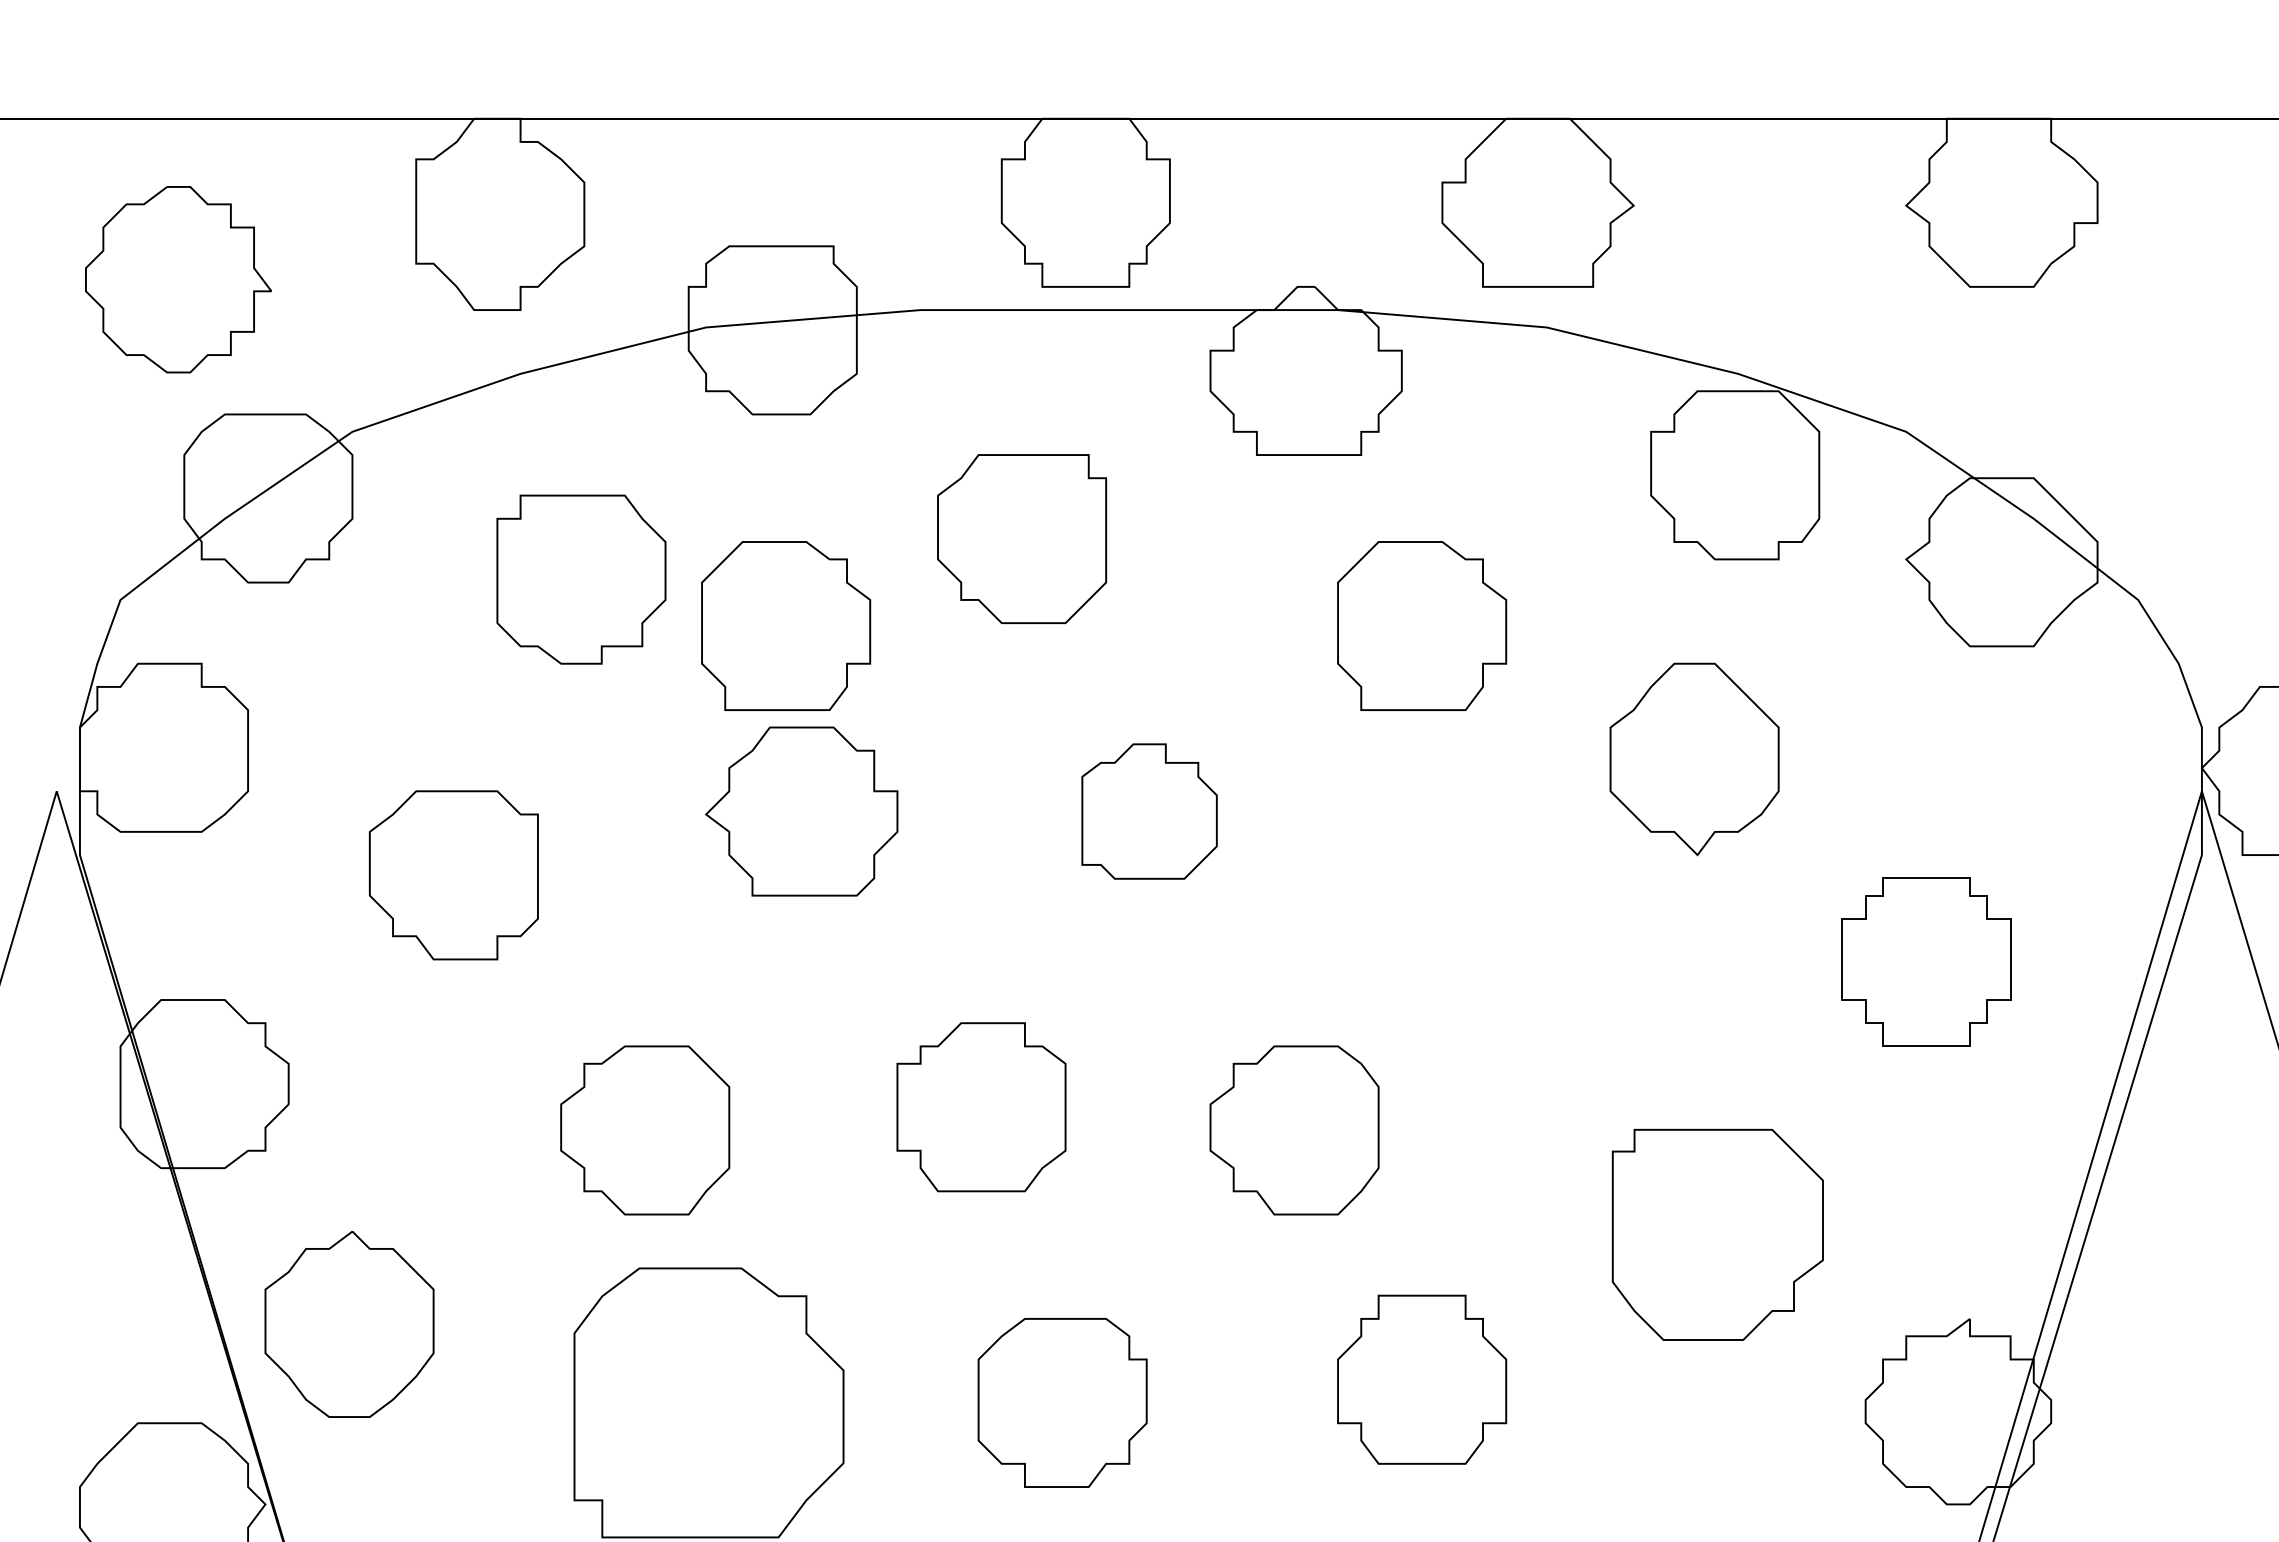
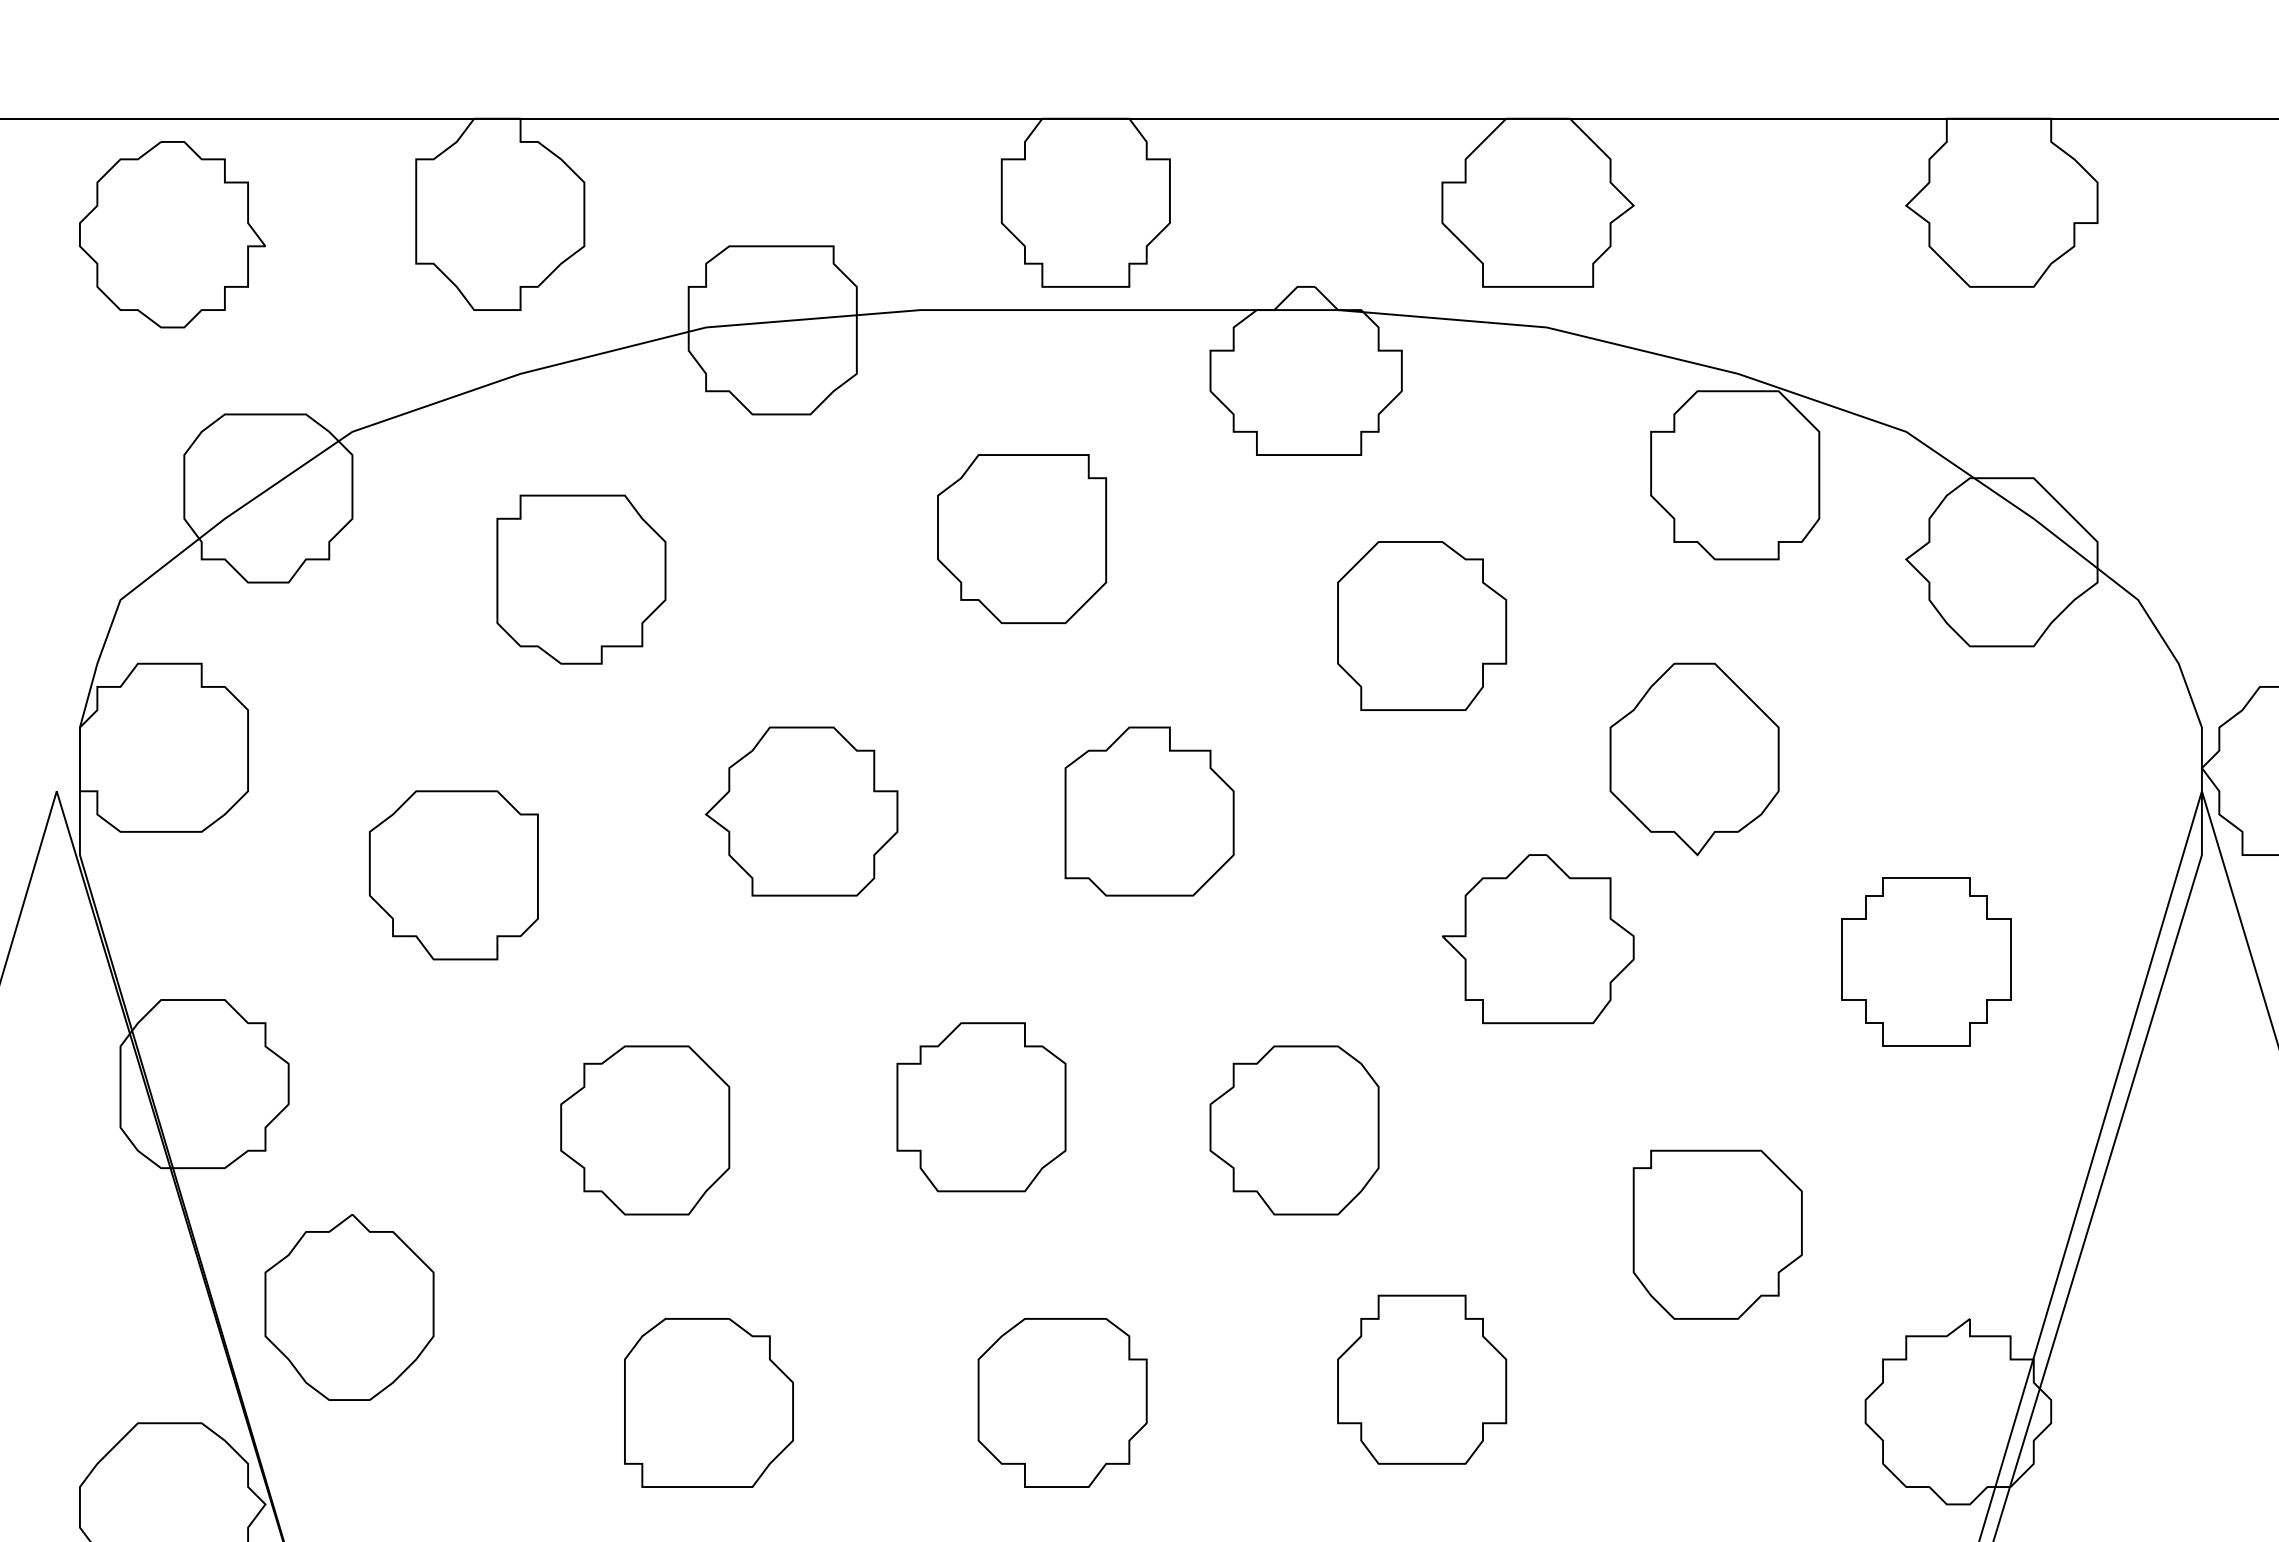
part position: (178, 279) -> (172, 234) (172, 234)
part: present -> none (786, 625)
part size: 137x137 px -> 171x171 px (1149, 811)
part: none -> present (1538, 939)
part size: 213x213 px -> 171x171 px (1717, 1234)
part position: (349, 1324) -> (349, 1307) (349, 1307)
part size: 272x272 px -> 170x170 px (708, 1402)
